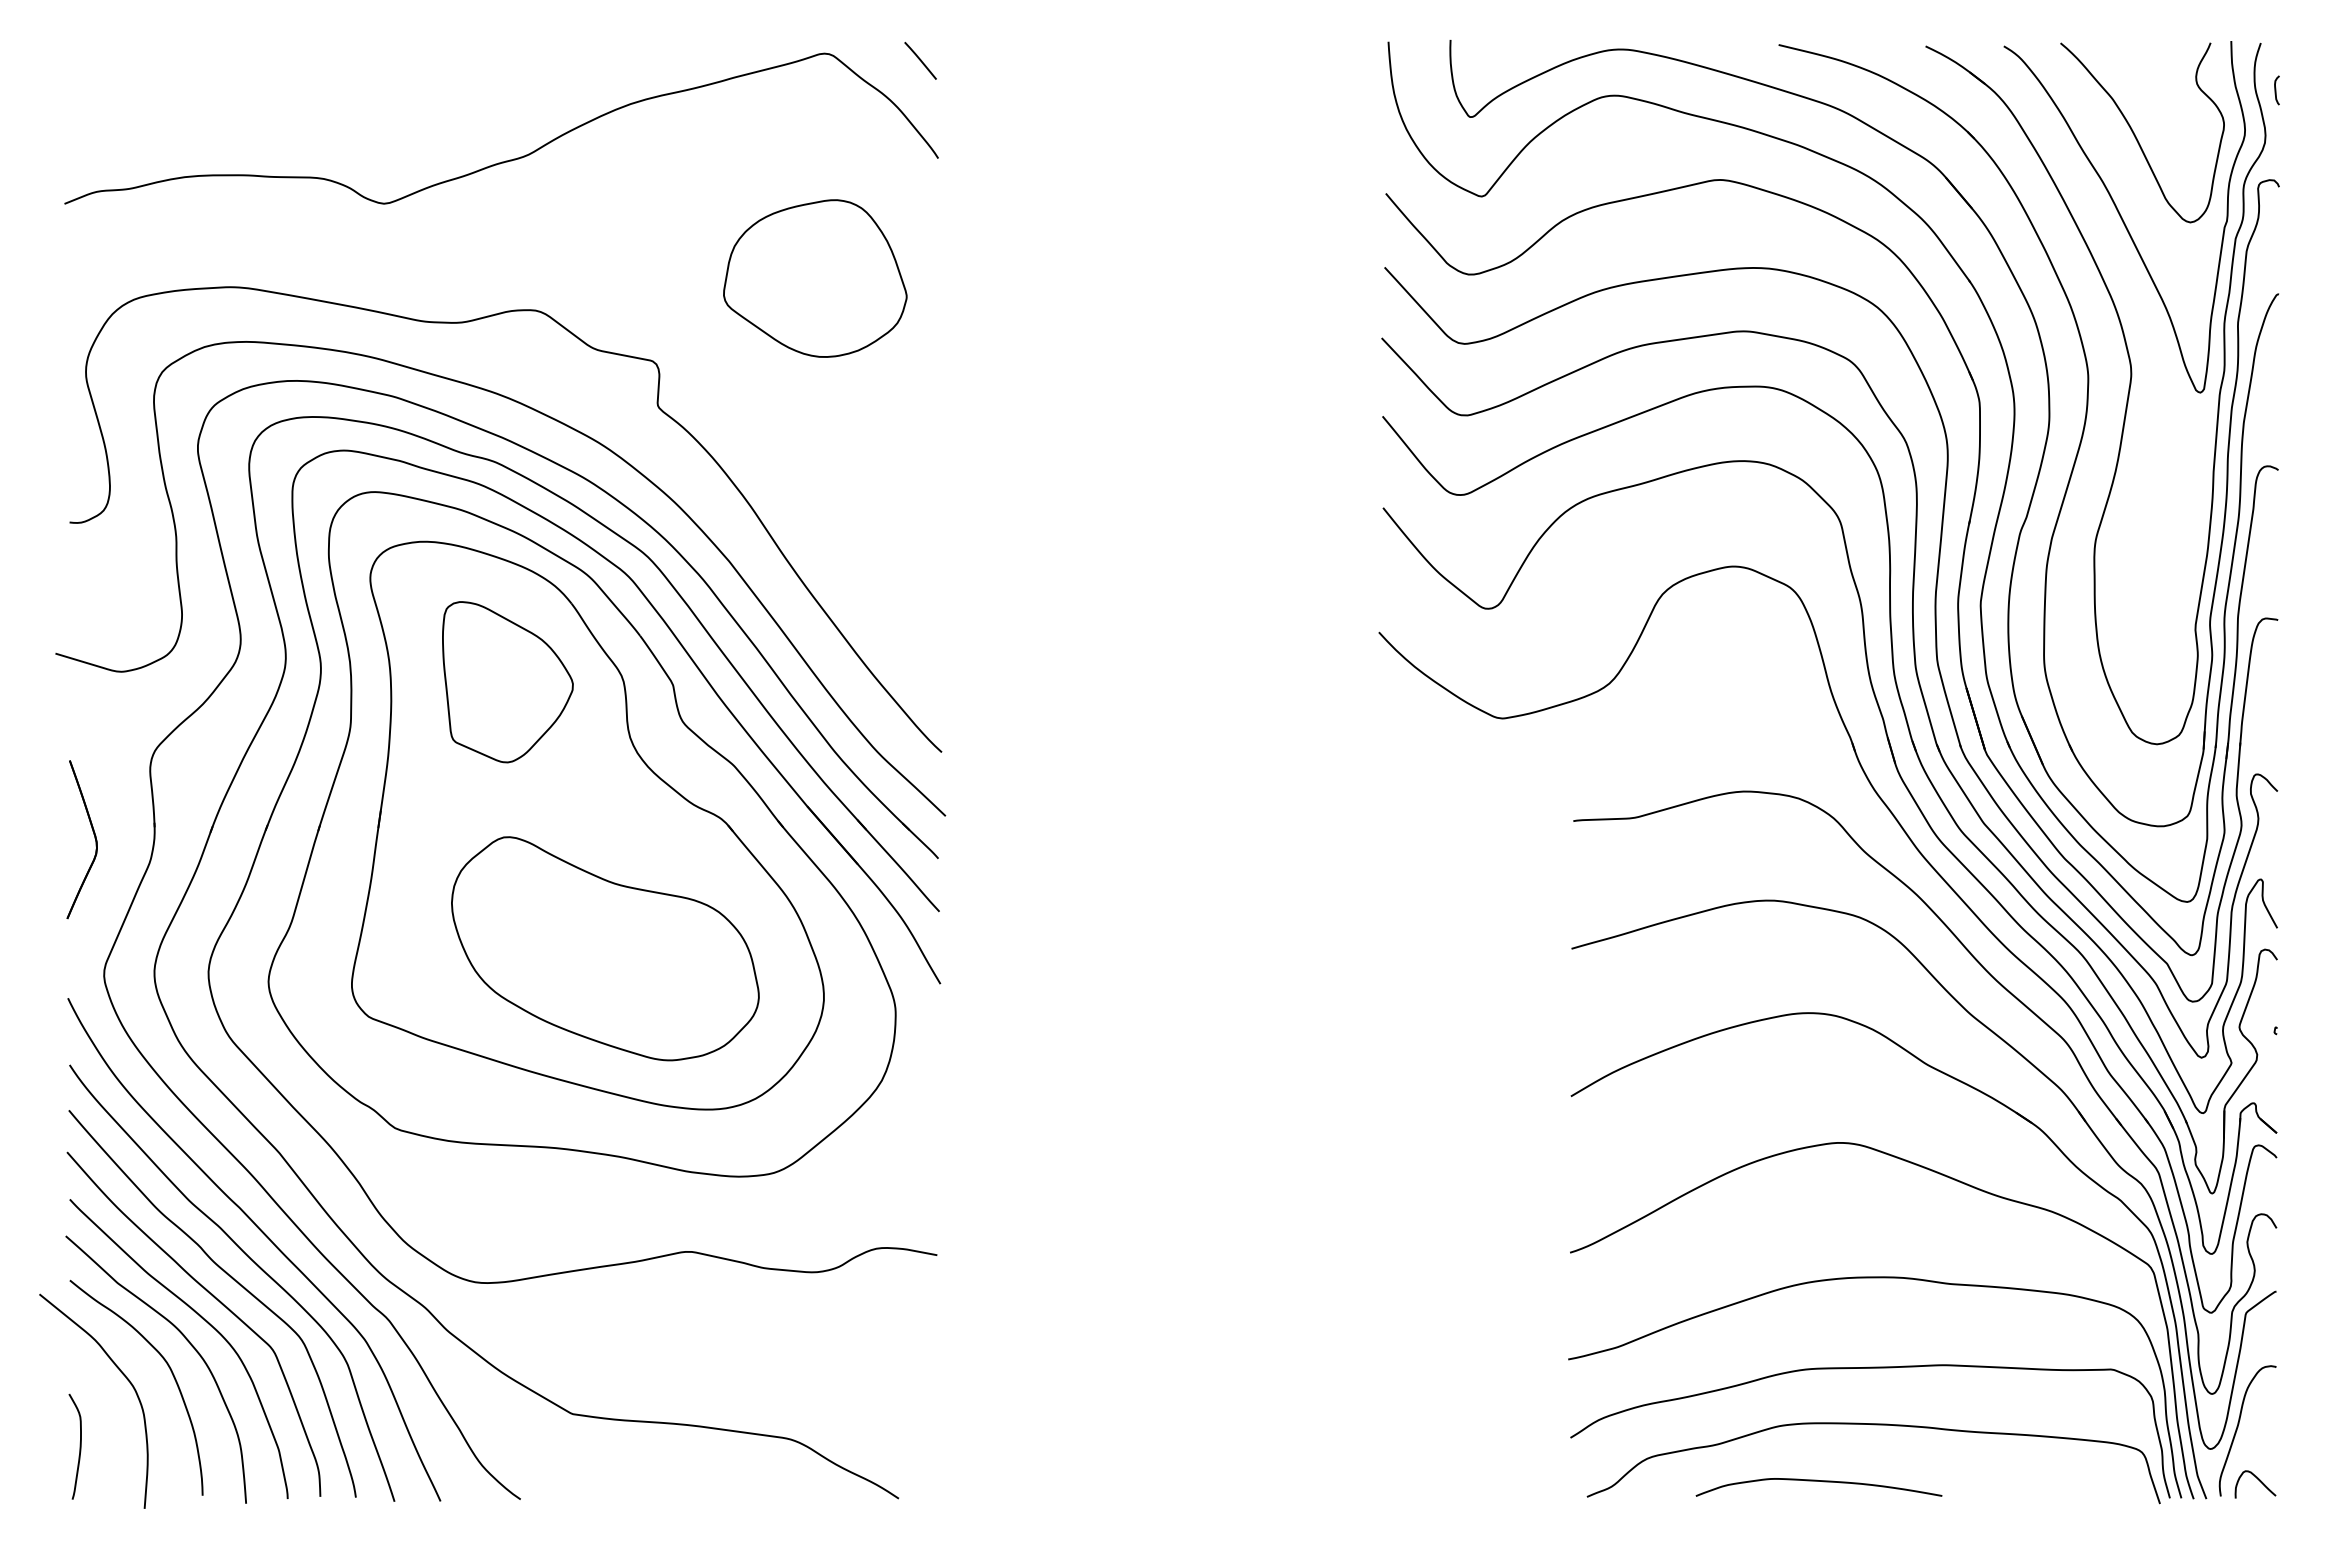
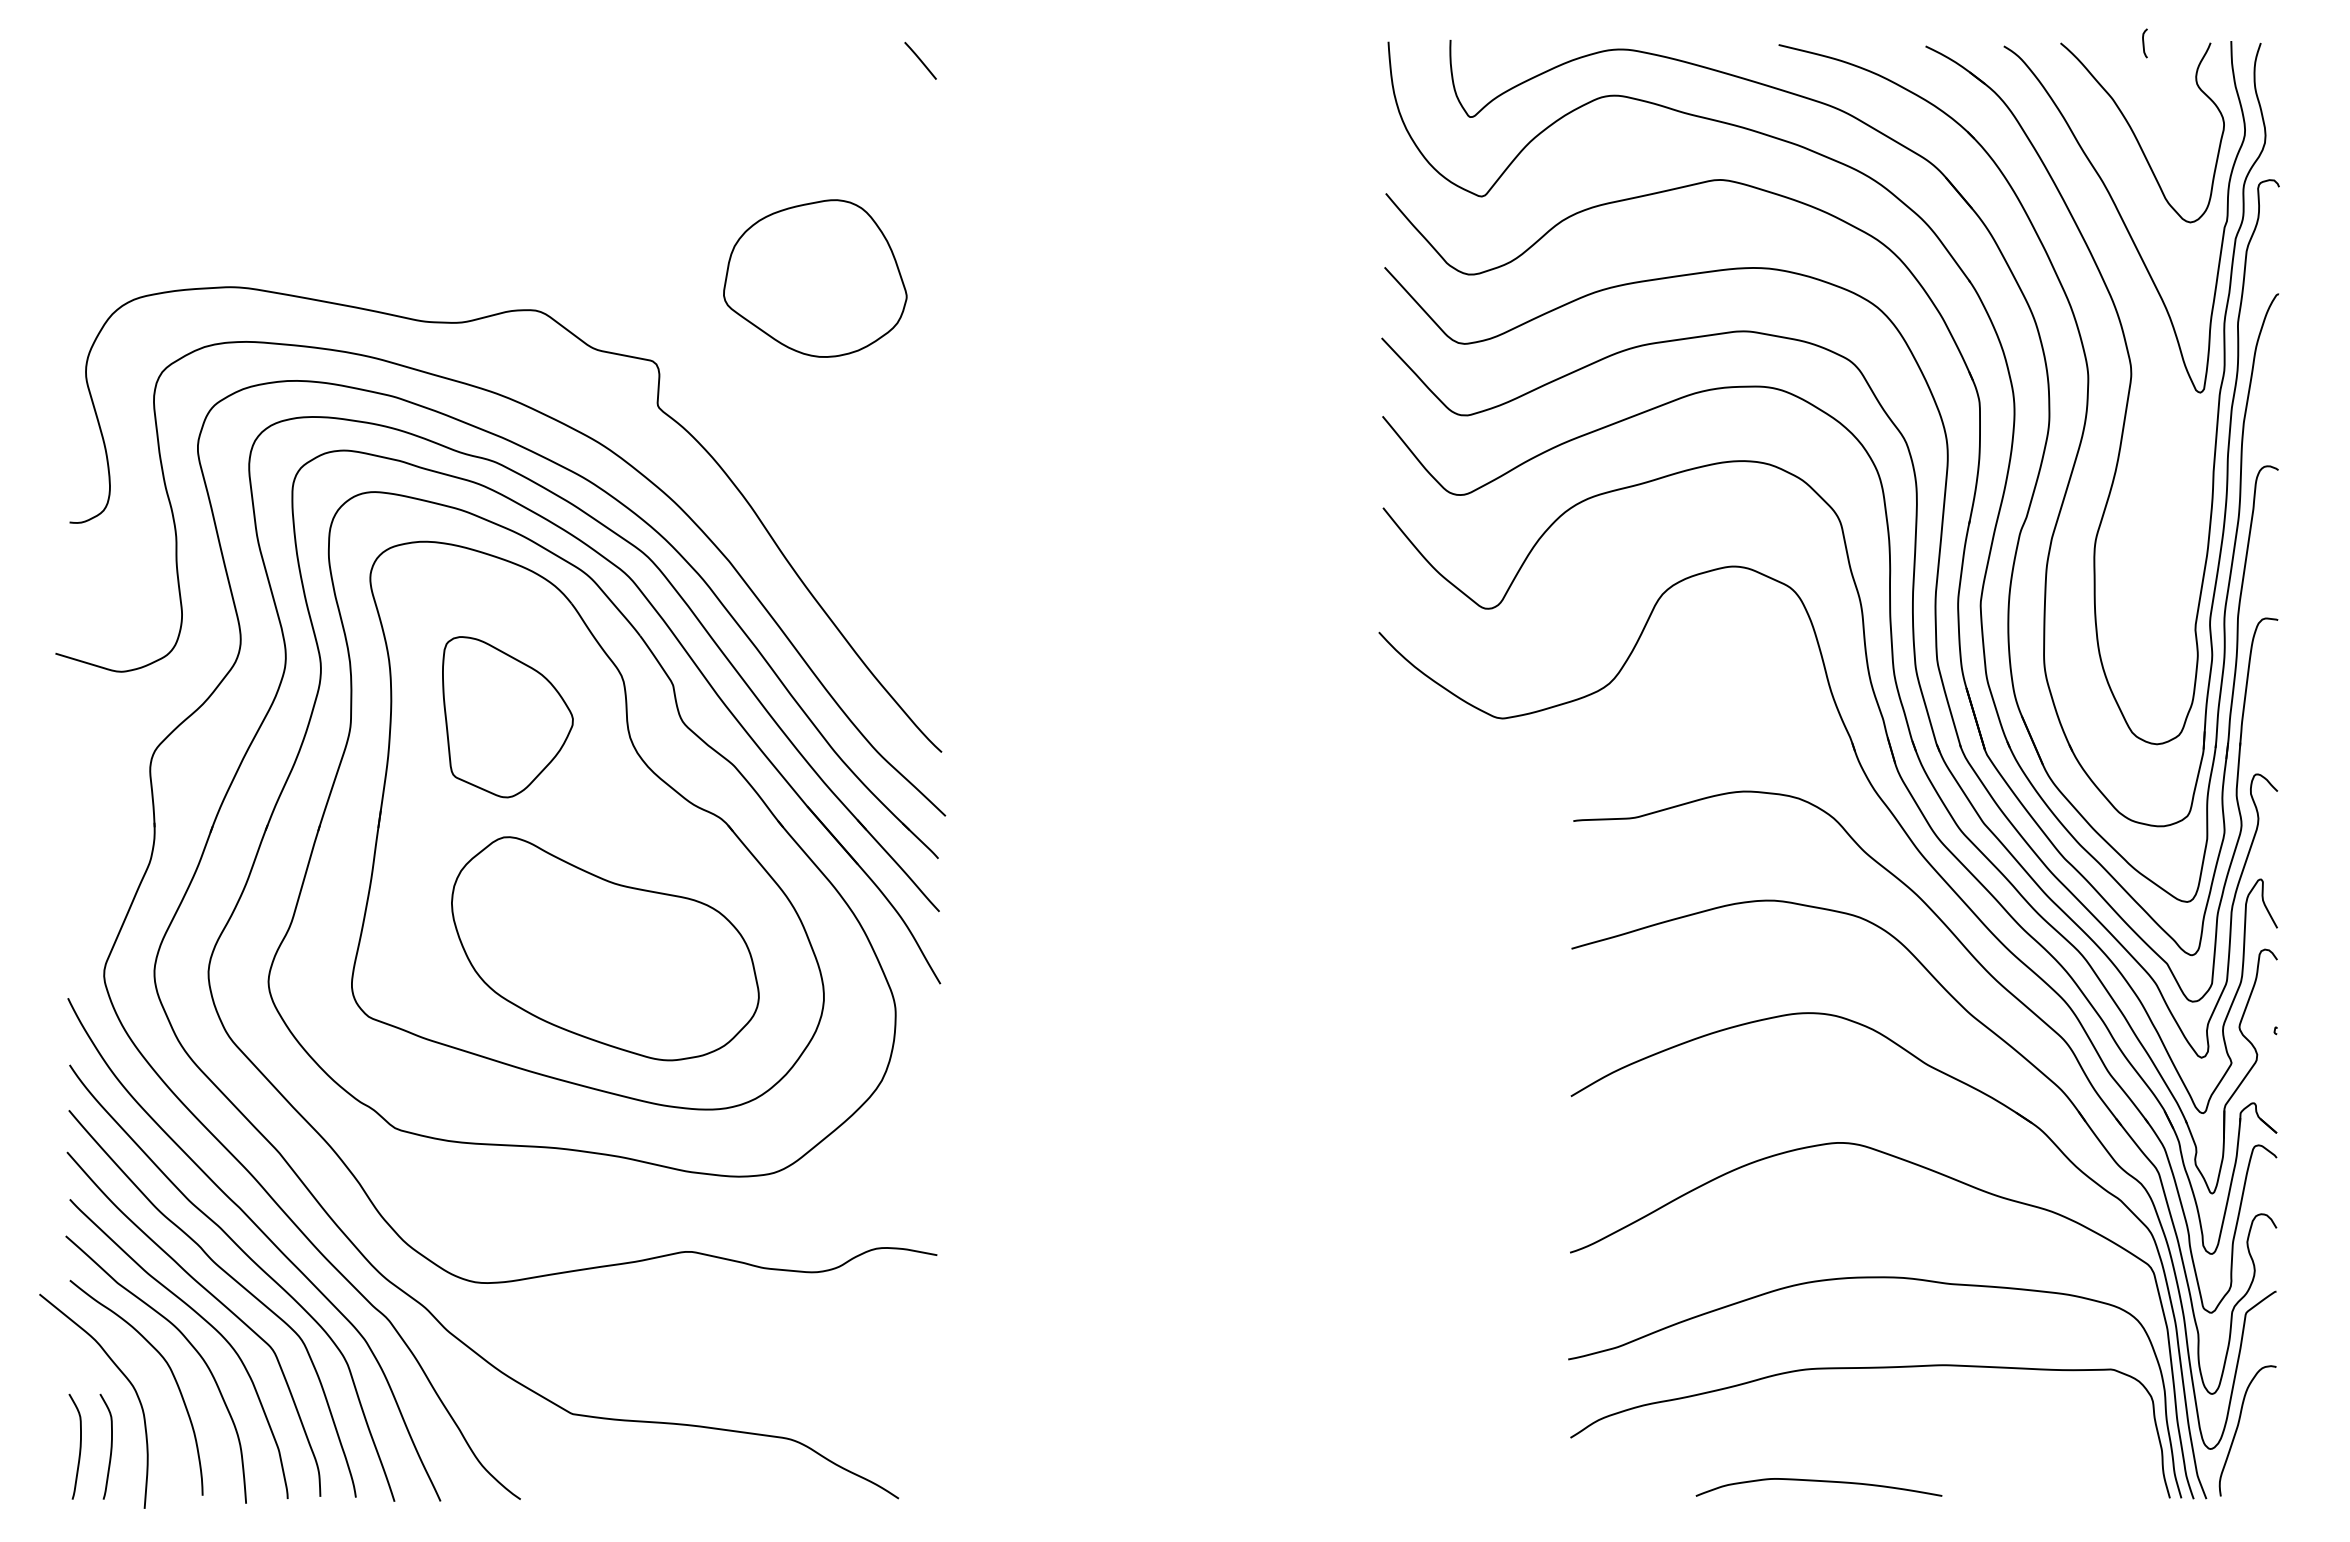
curve position: (2276, 90) -> (2144, 43) (2144, 43)
curve: present -> none (509, 159)
part position: (507, 682) -> (507, 717) (507, 717)
part: present -> none (93, 834)
curve: present -> none (1873, 1425)
curve: none -> present (110, 1446)
curve: present -> none (2258, 1480)
